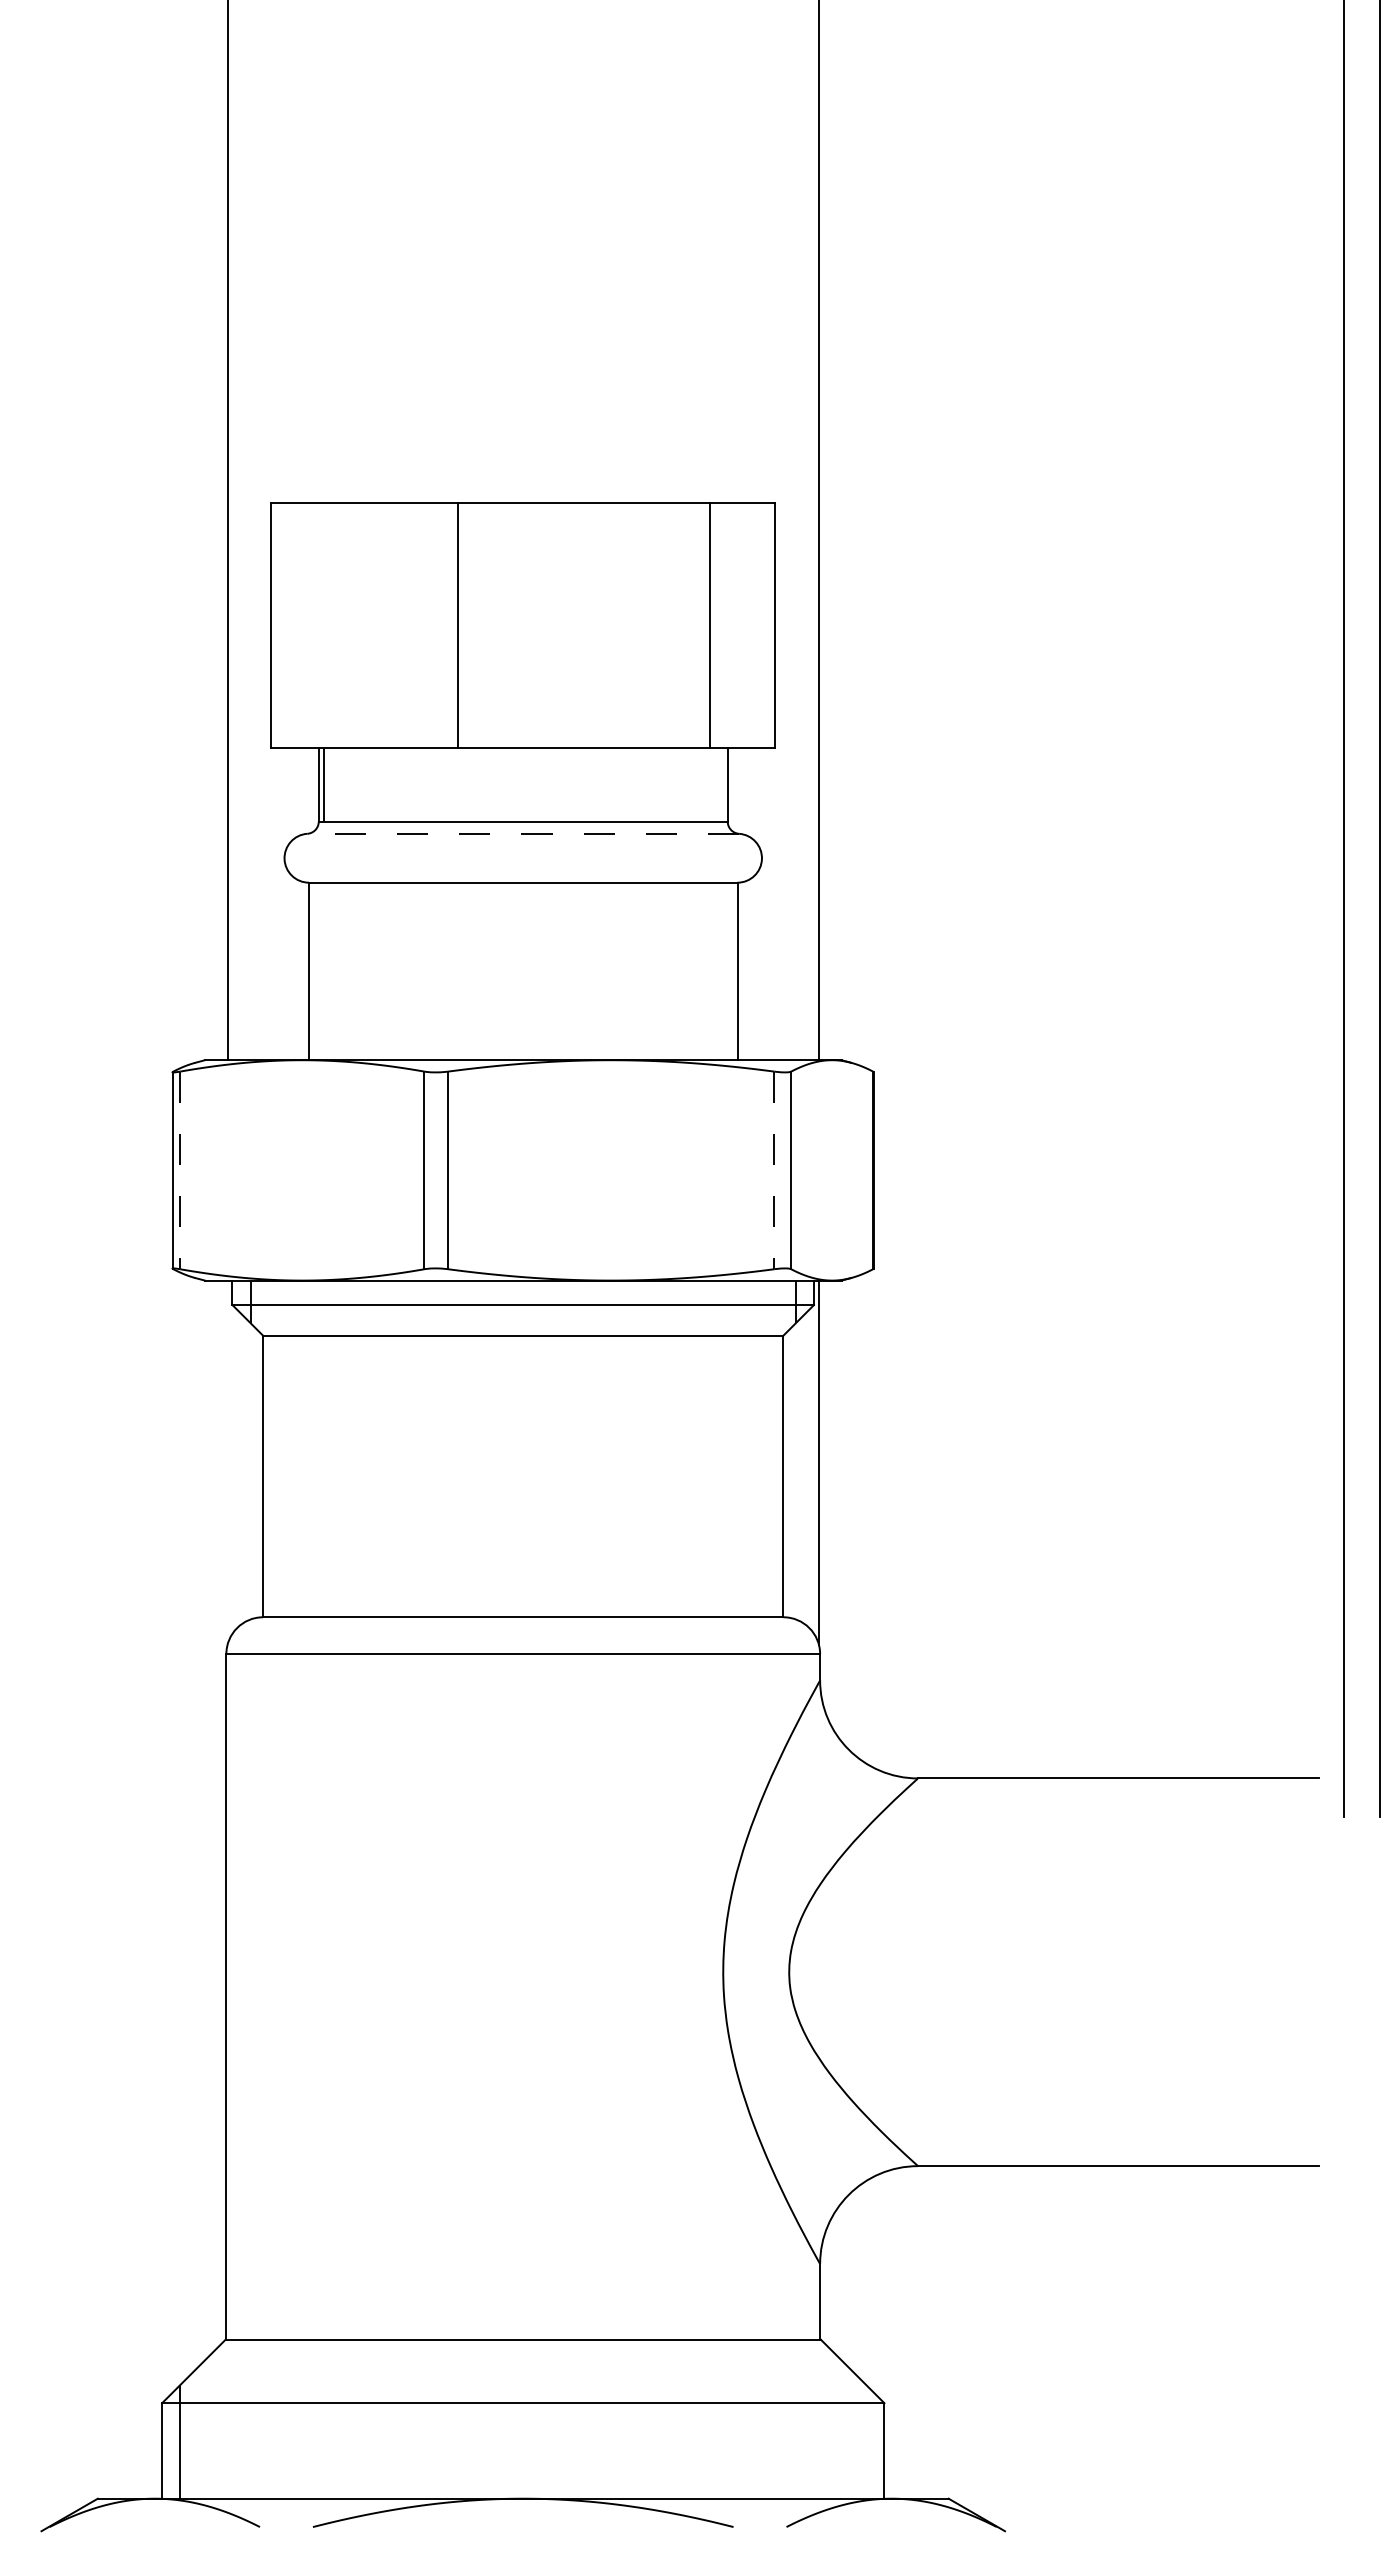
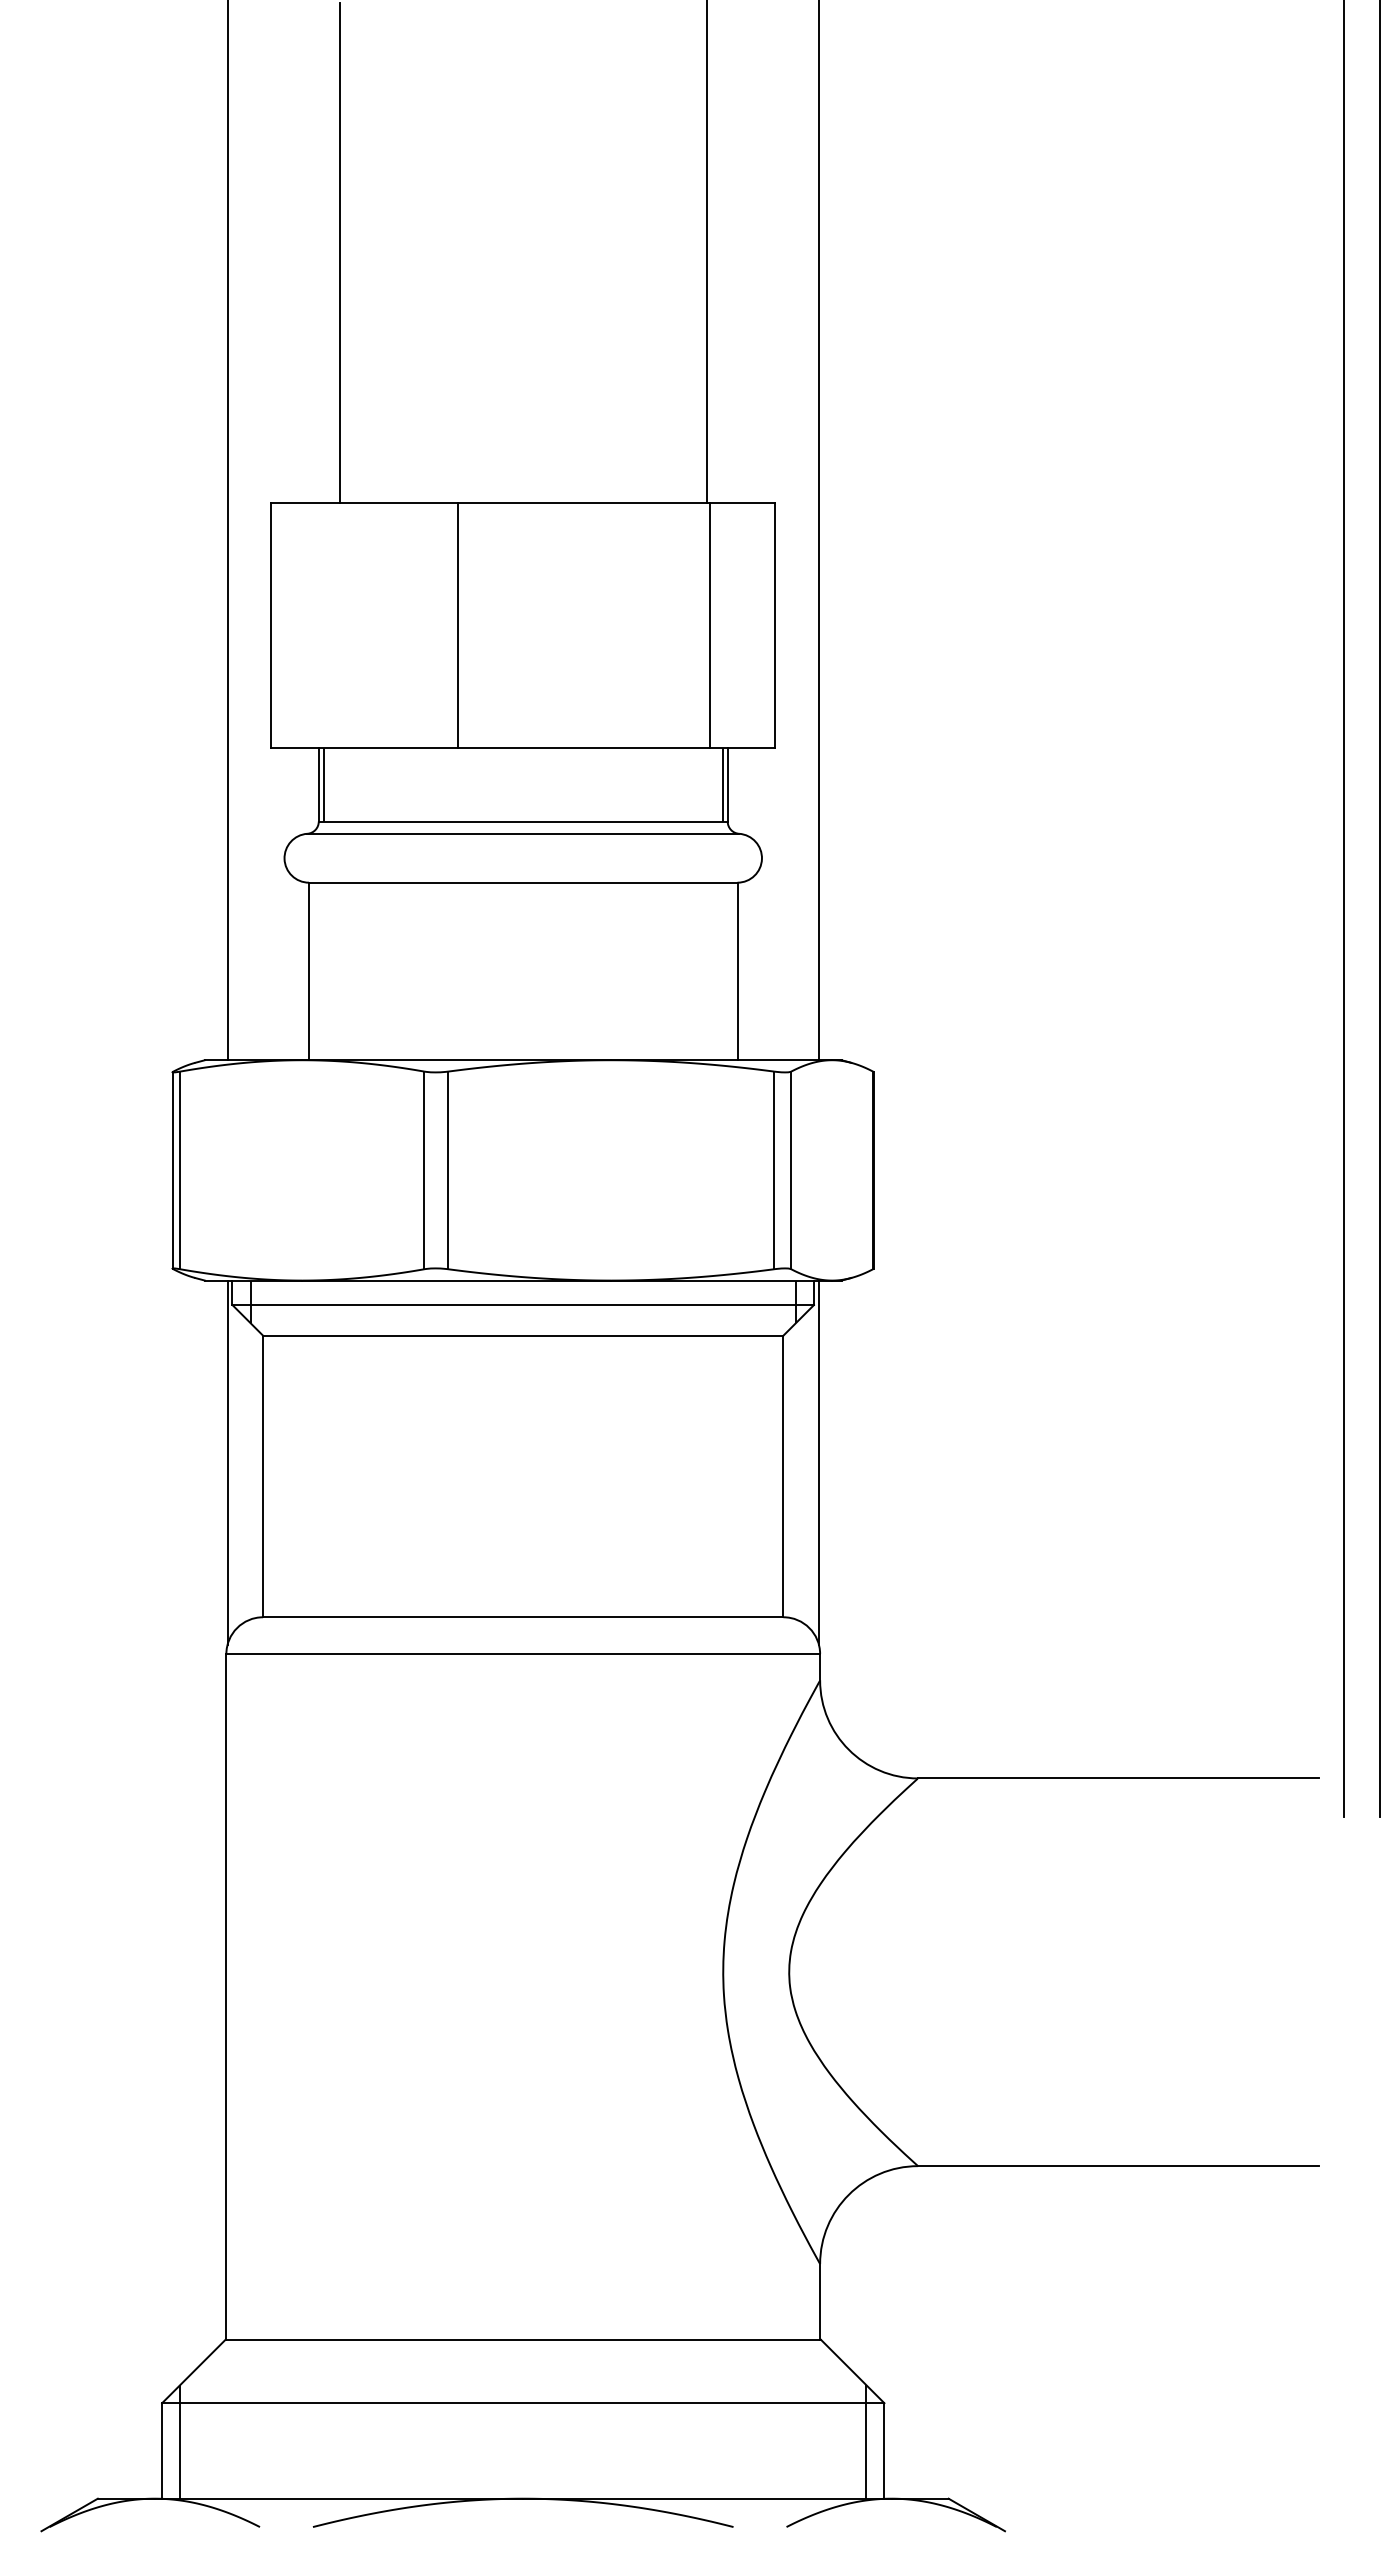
line: none -> present (339, 252)
line: none -> present (706, 252)
line: none -> present (722, 784)
line: dashed -> solid (523, 833)
line: dashed -> solid (180, 1170)
line: dashed -> solid (774, 1170)
line: none -> present (227, 1462)
line: none -> present (866, 2441)
